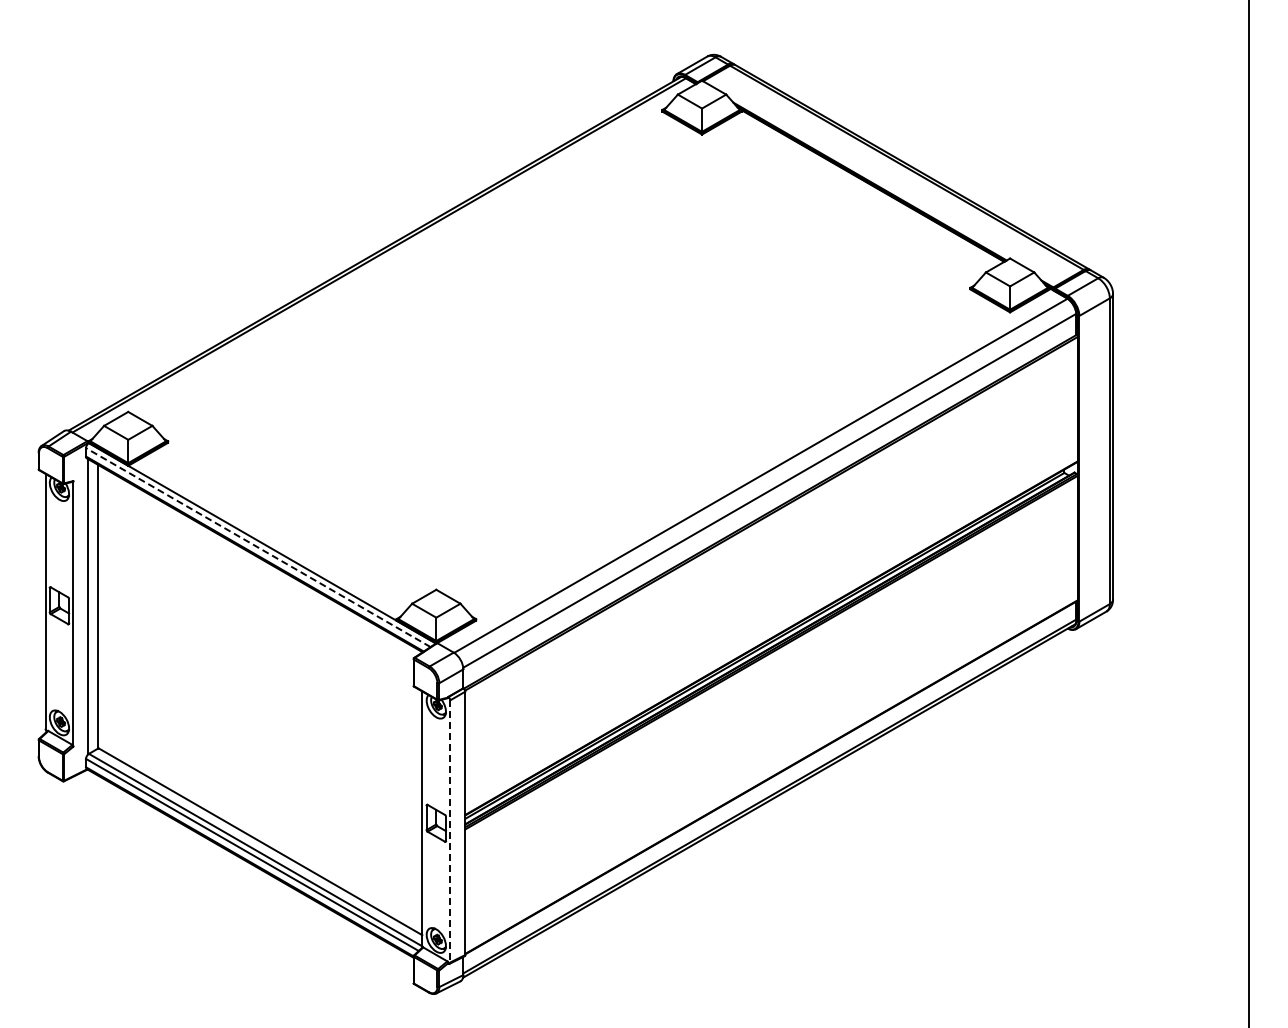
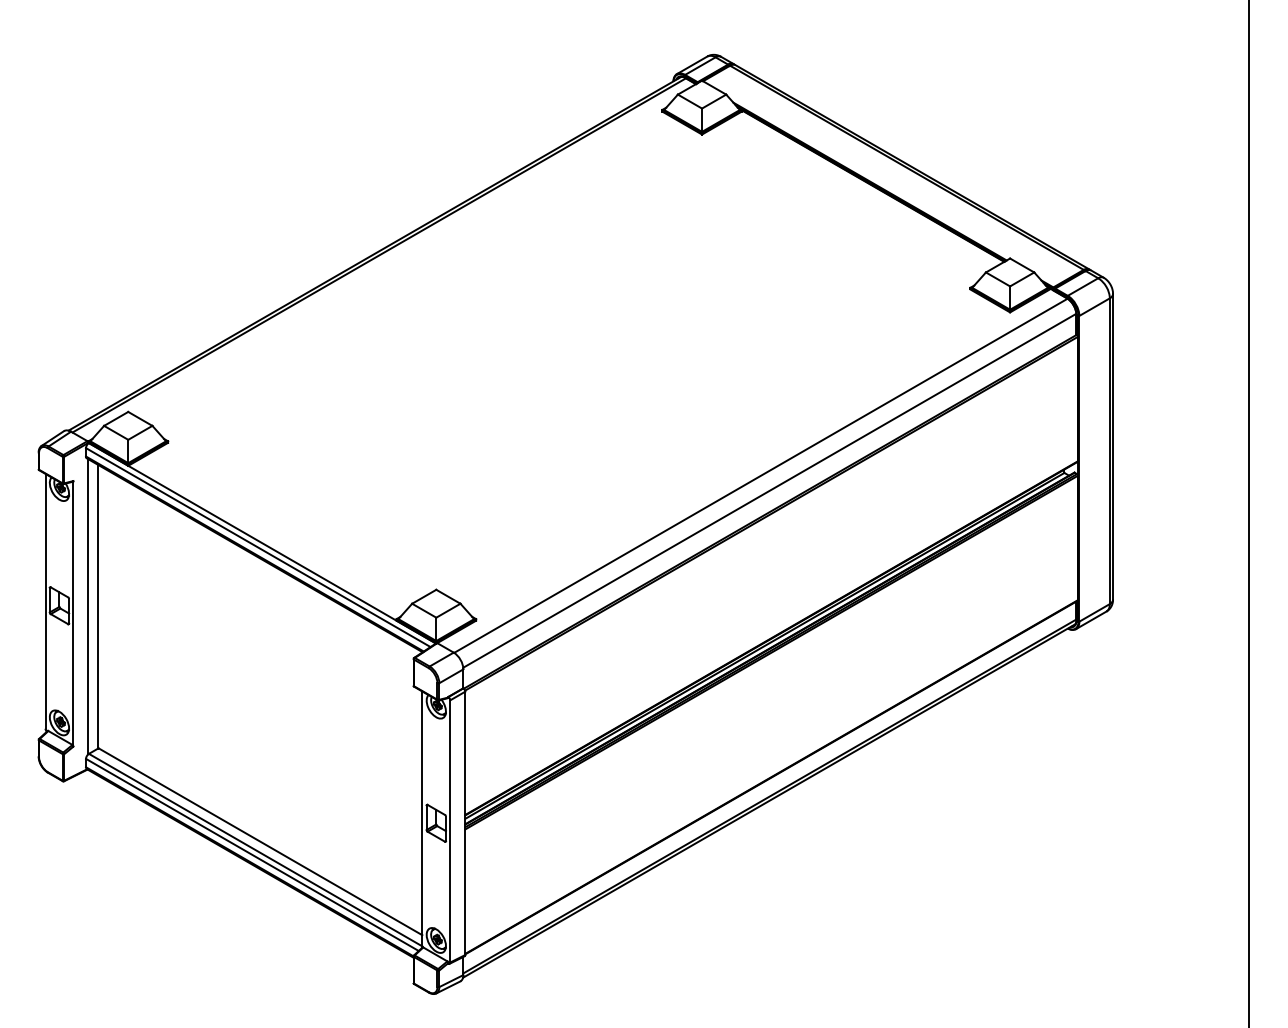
line: dashed -> solid (258, 547)
line: dashed -> solid (450, 831)
